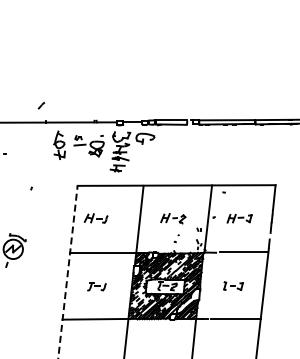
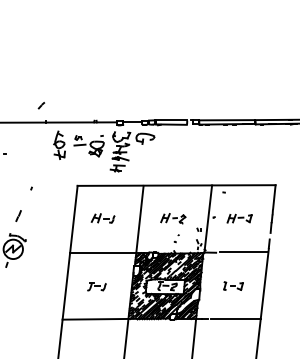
part: none -> present (18, 215)
part position: (95, 218) -> (102, 218) (102, 218)
line: dashed -> solid (67, 272)
